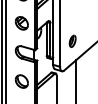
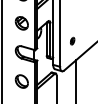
part size: 9x14 px -> 6x10 px (72, 40)
line: present -> none (6, 51)
